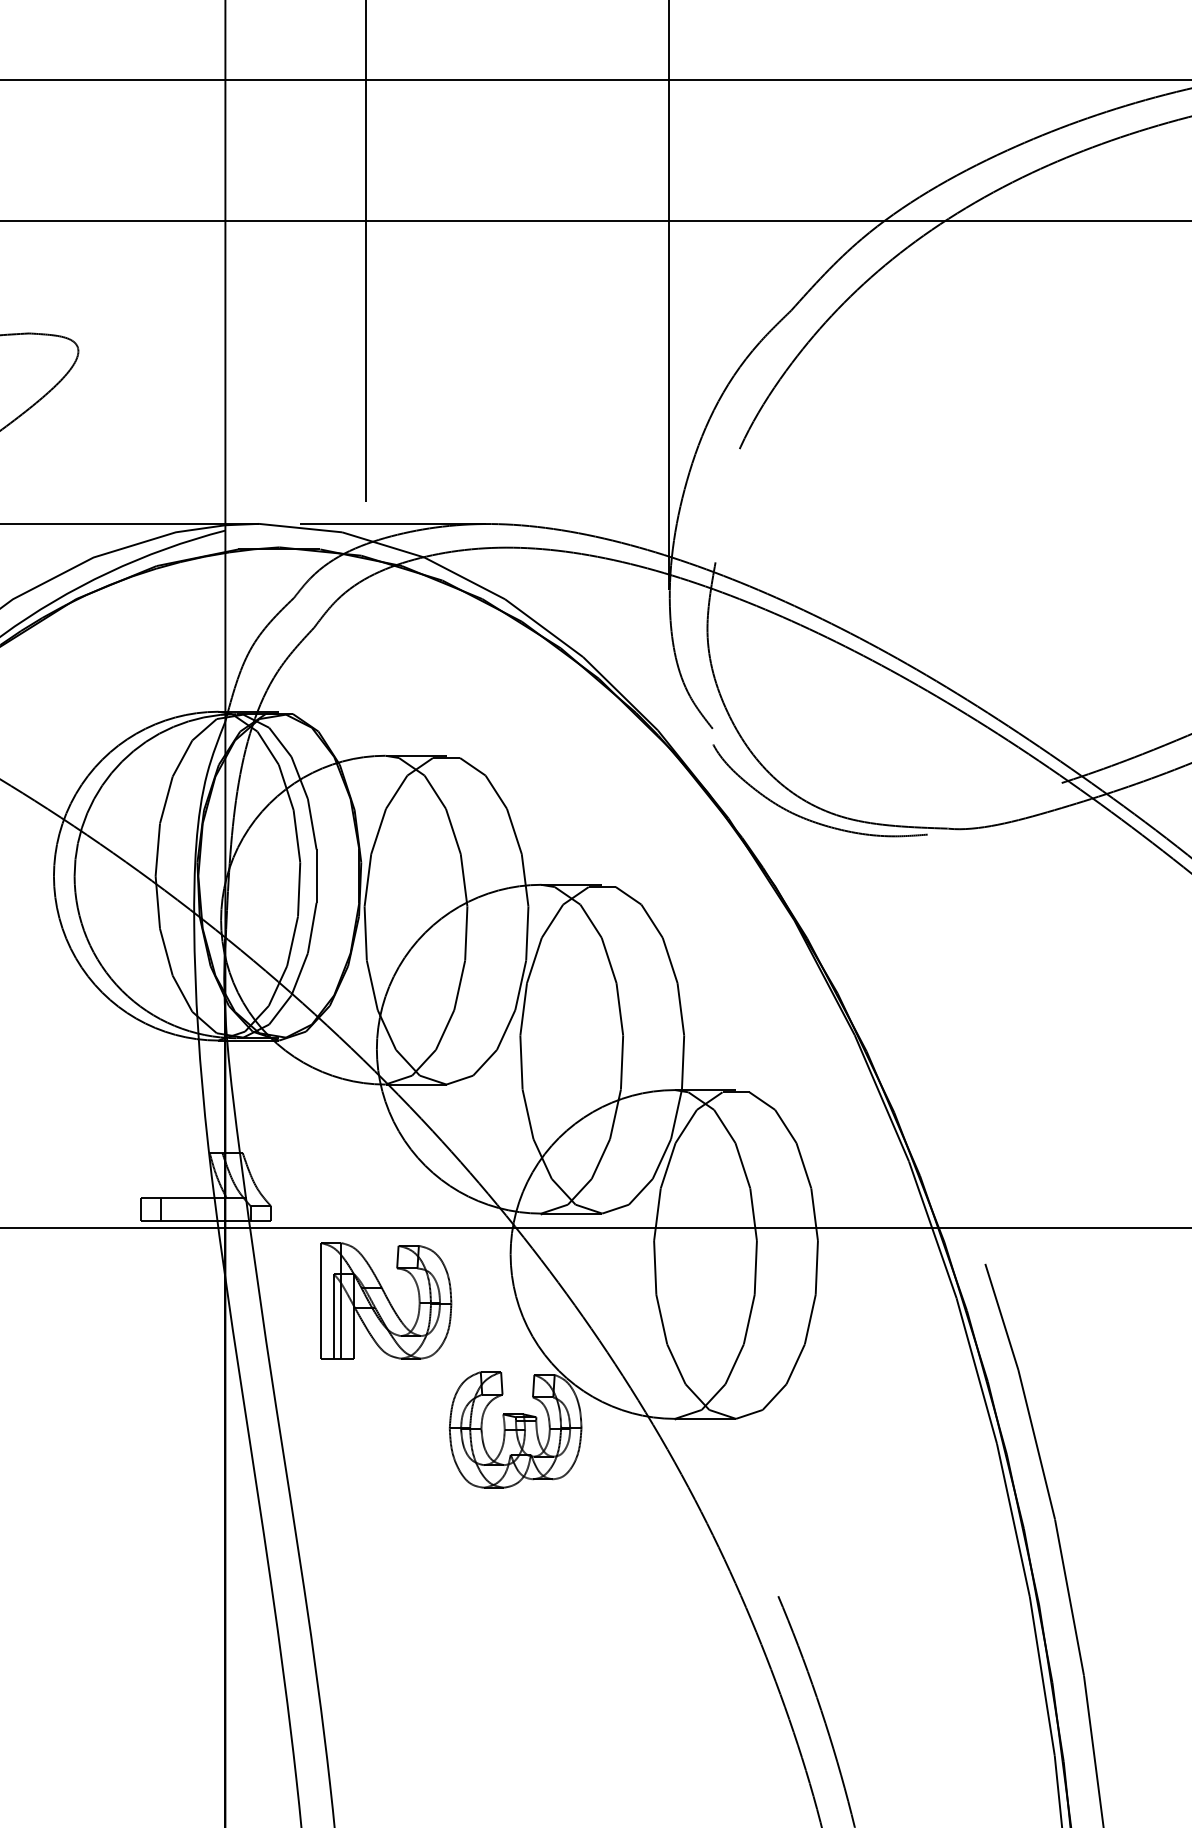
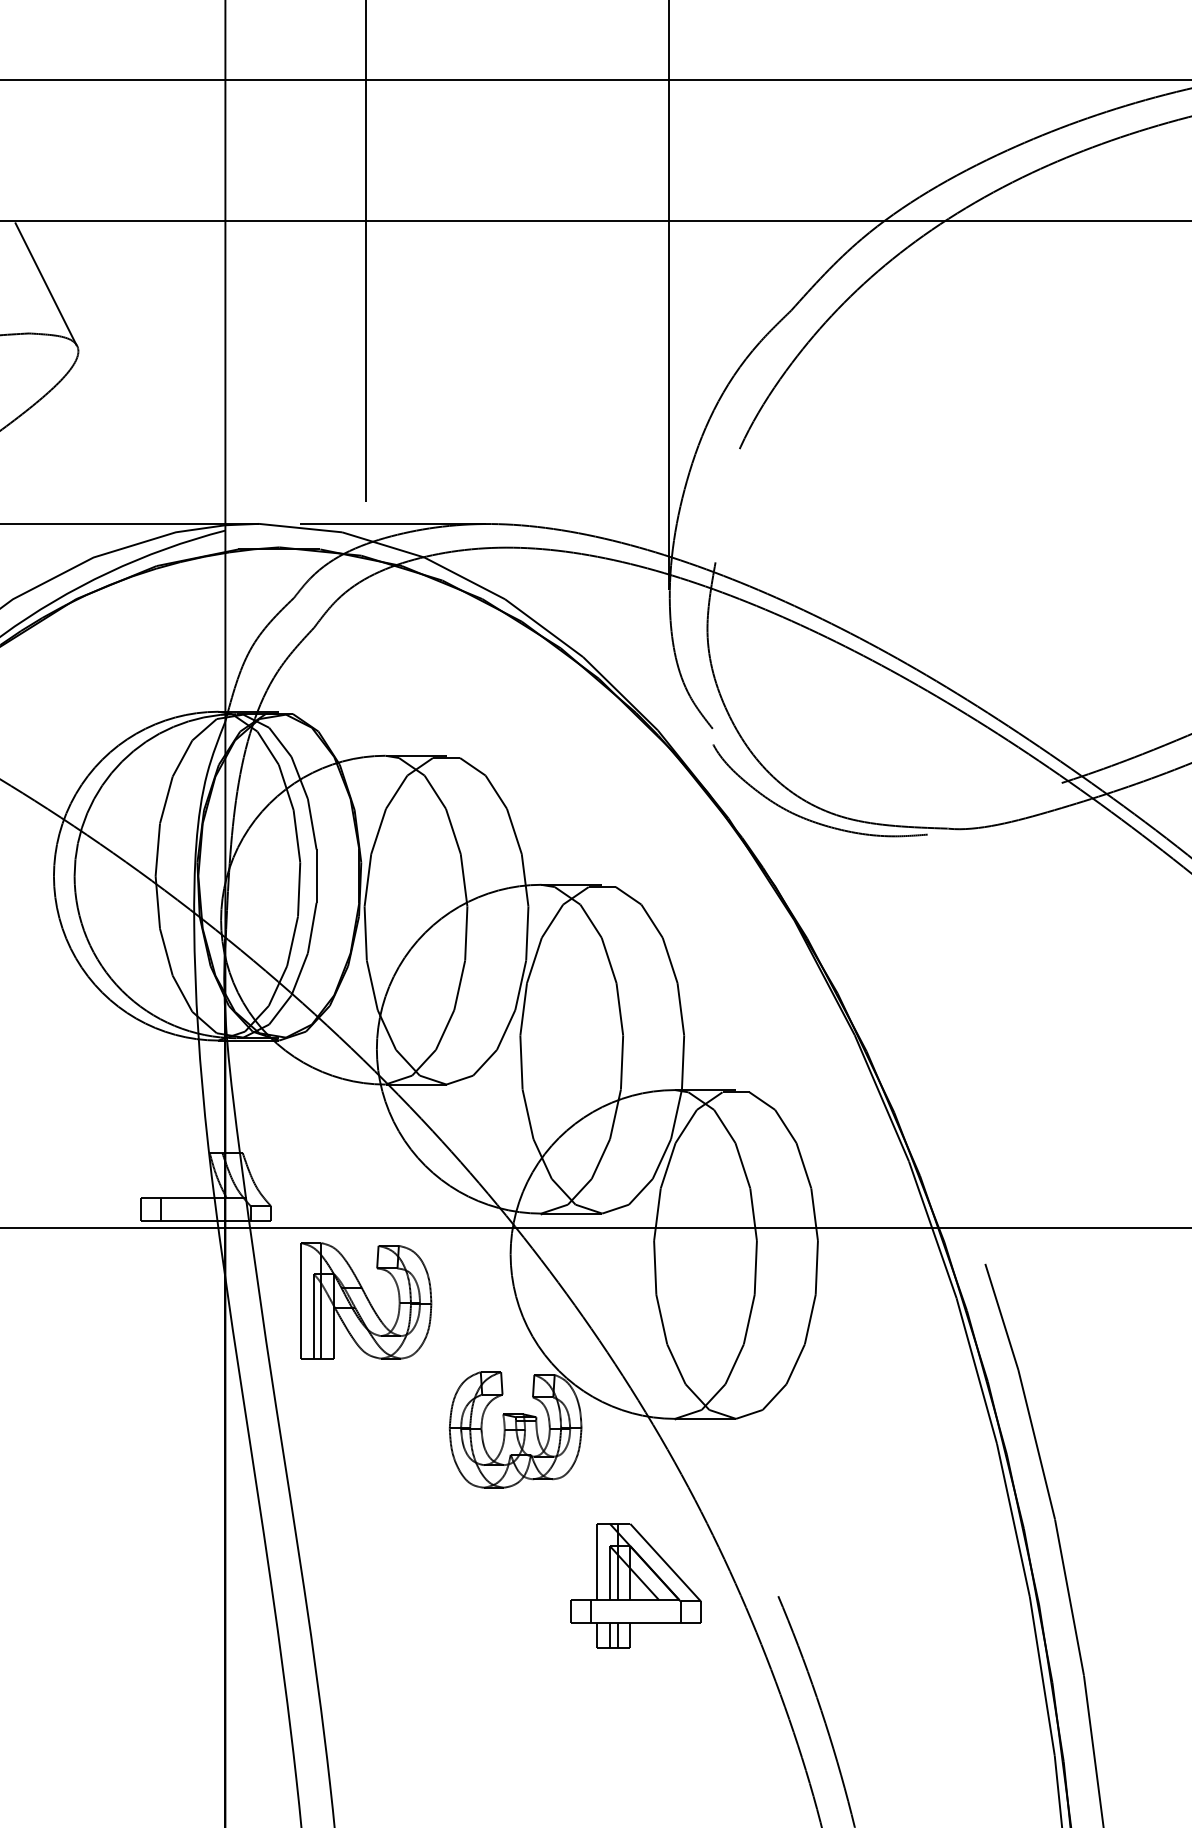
line: none -> present (45, 283)
part position: (386, 1300) -> (366, 1300) (366, 1300)
part: none -> present (635, 1585)
